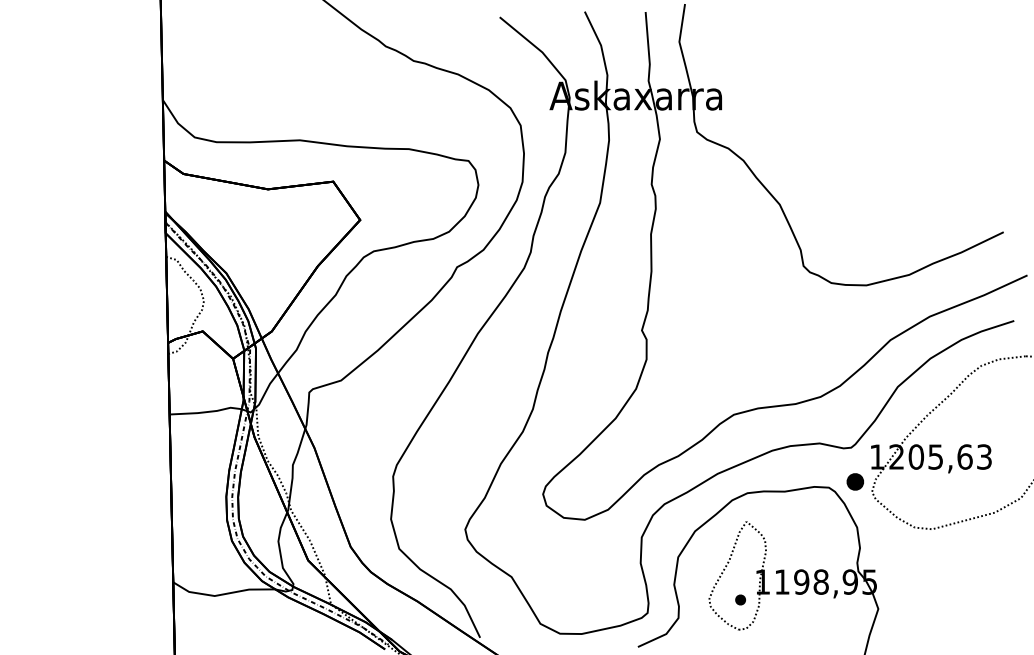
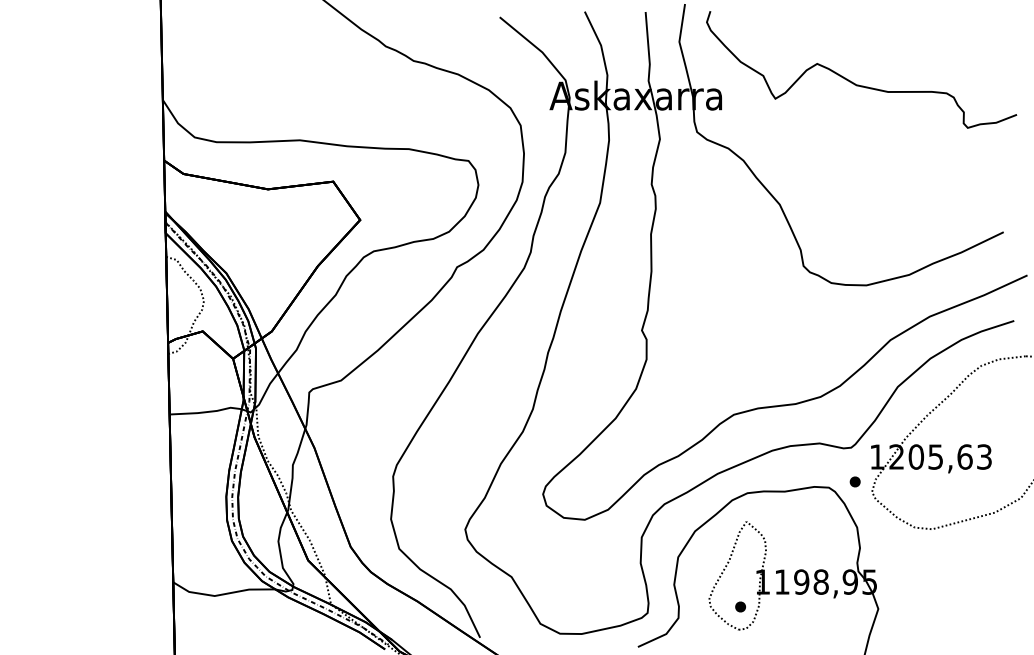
curve: none -> present (852, 81)
part size: 18x18 px -> 12x12 px (854, 481)
part position: (740, 599) -> (740, 606) (740, 606)
